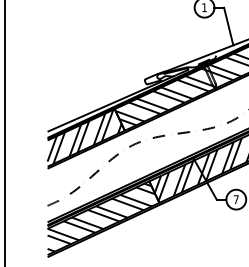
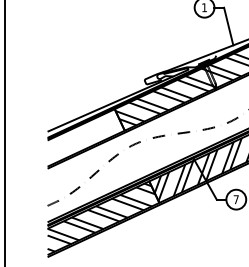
hatch: present -> none (84, 136)
